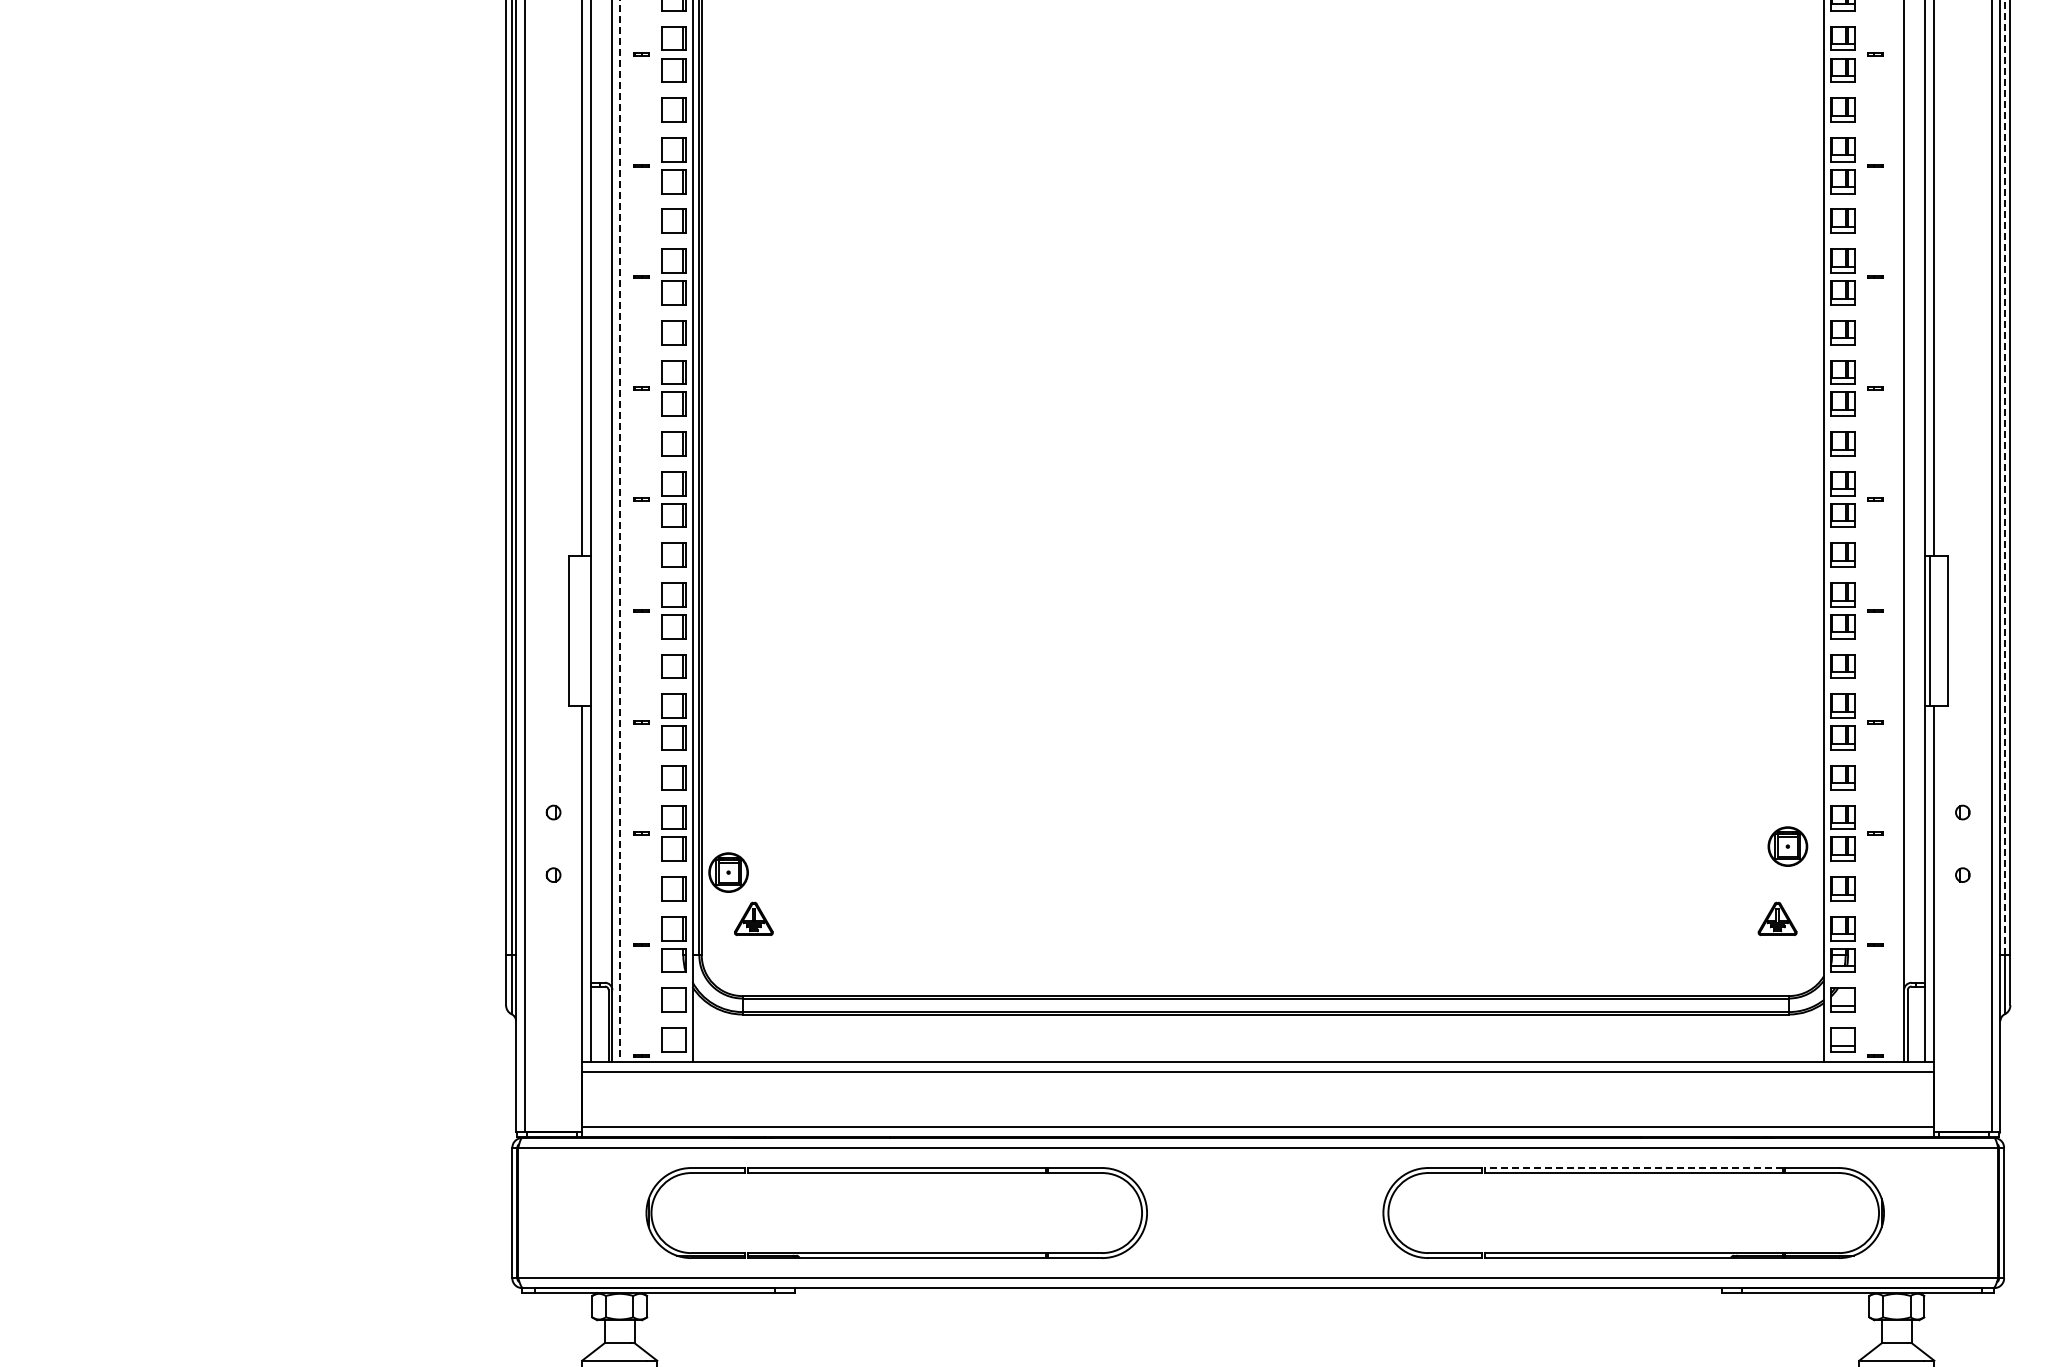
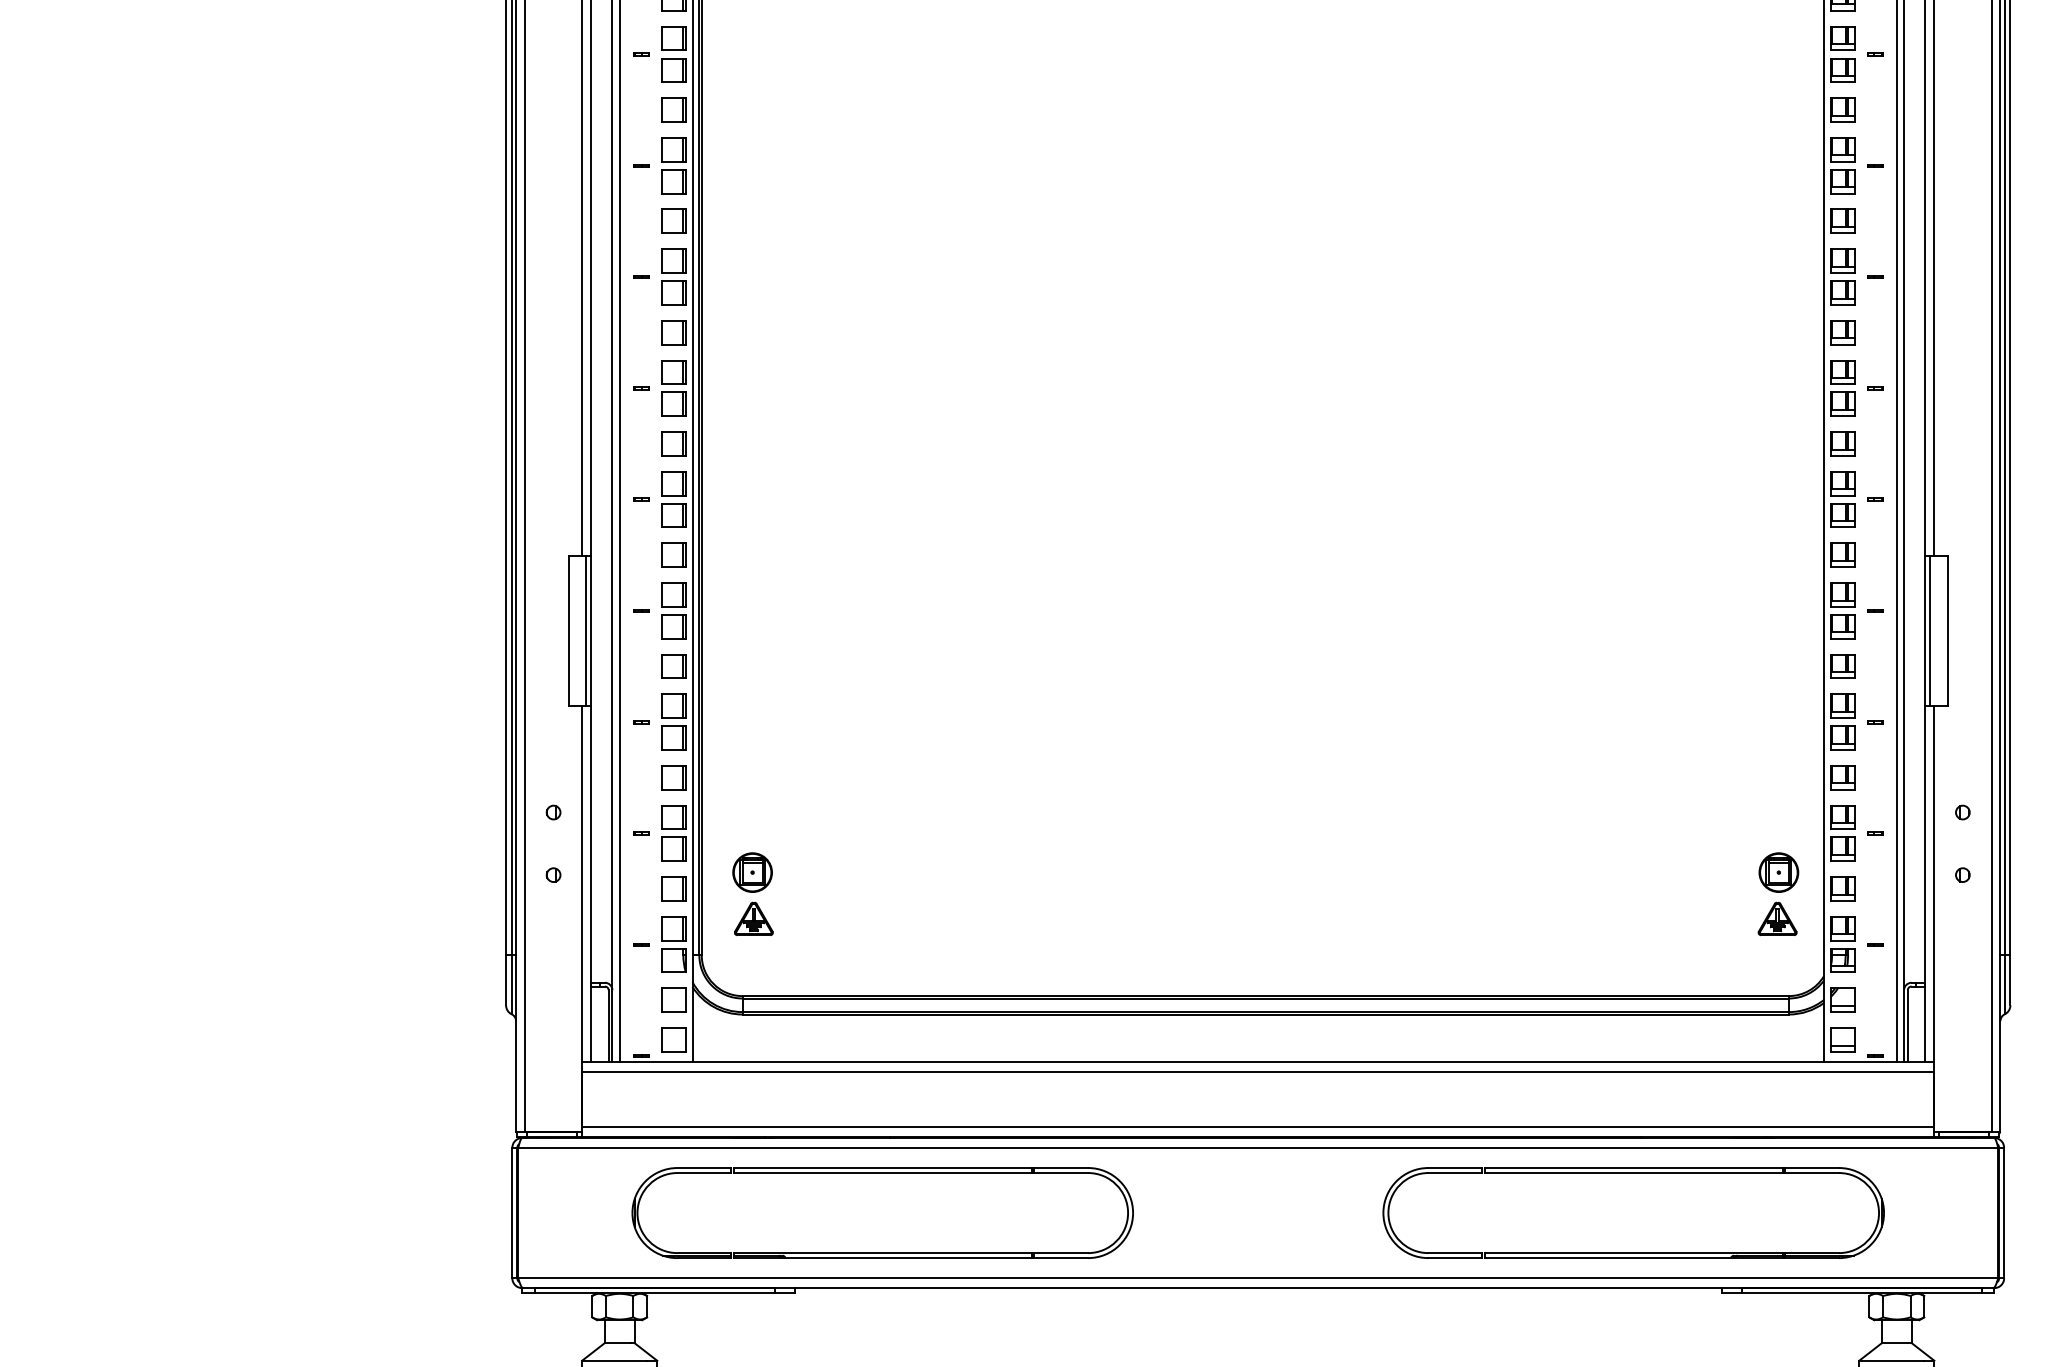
line: dashed -> solid (2004, 477)
line: dashed -> solid (619, 531)
line: none -> present (1896, 531)
line: none -> present (586, 631)
part position: (1787, 846) -> (1778, 872) (1778, 872)
part position: (728, 872) -> (752, 872) (752, 872)
line: dashed -> solid (1633, 1168)
part position: (896, 1173) -> (882, 1173) (882, 1173)
